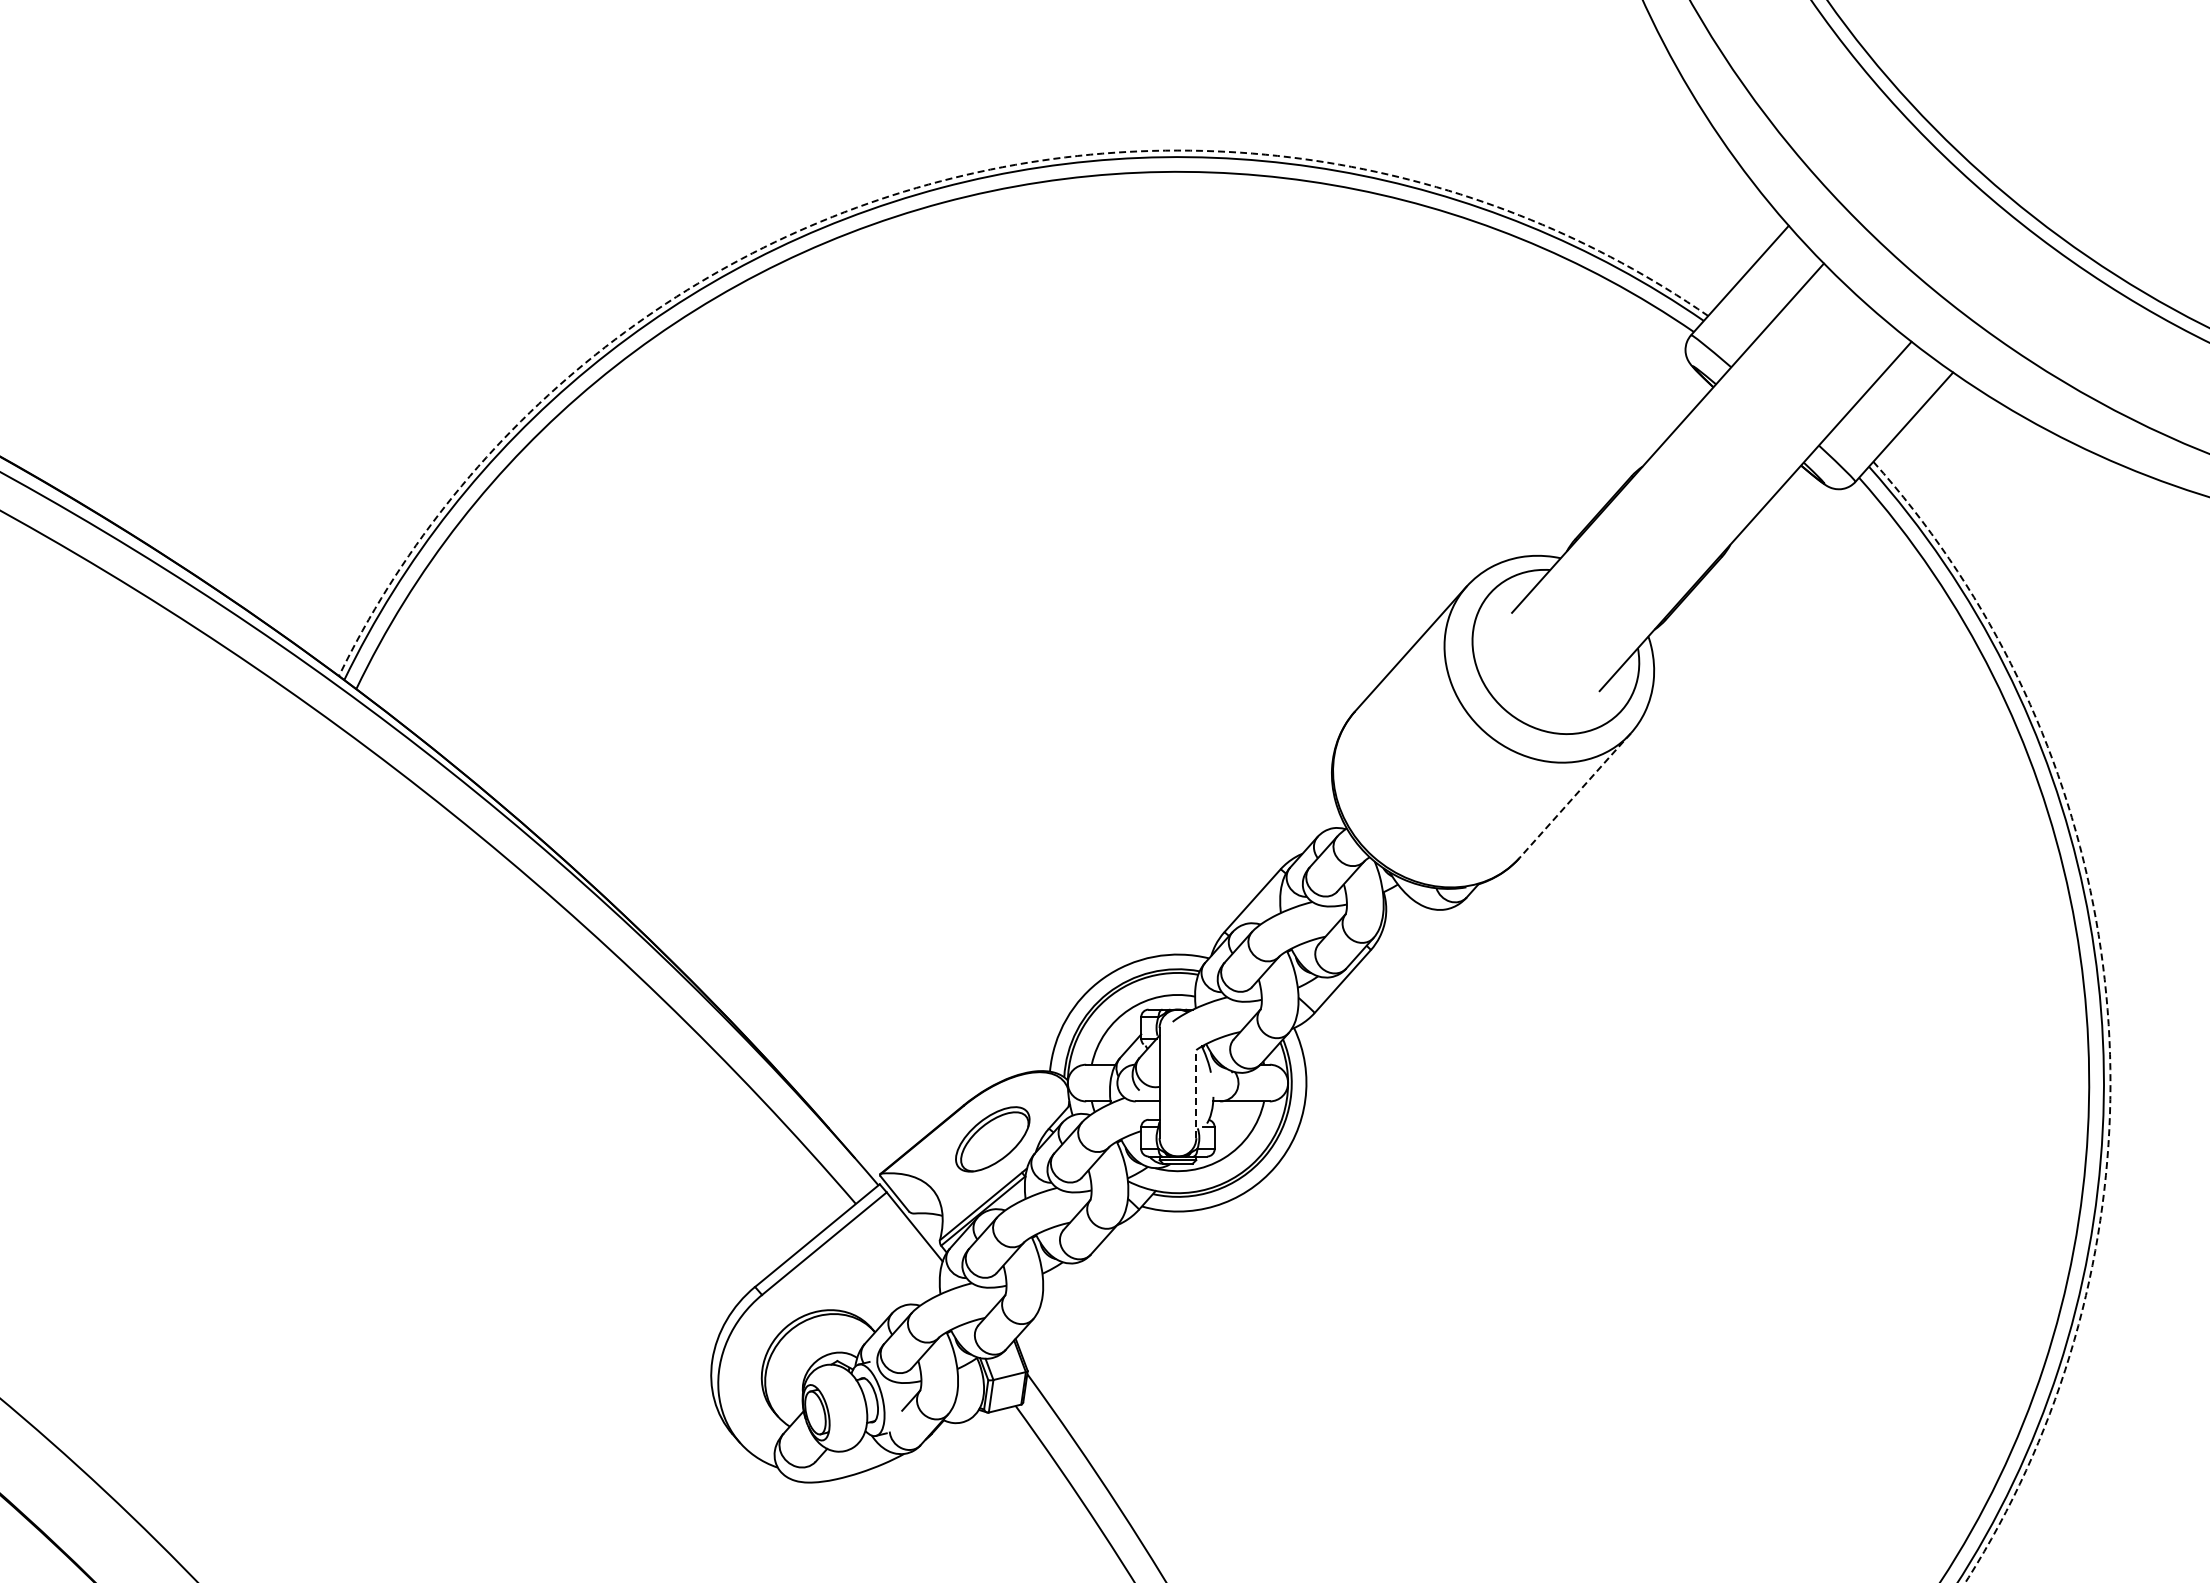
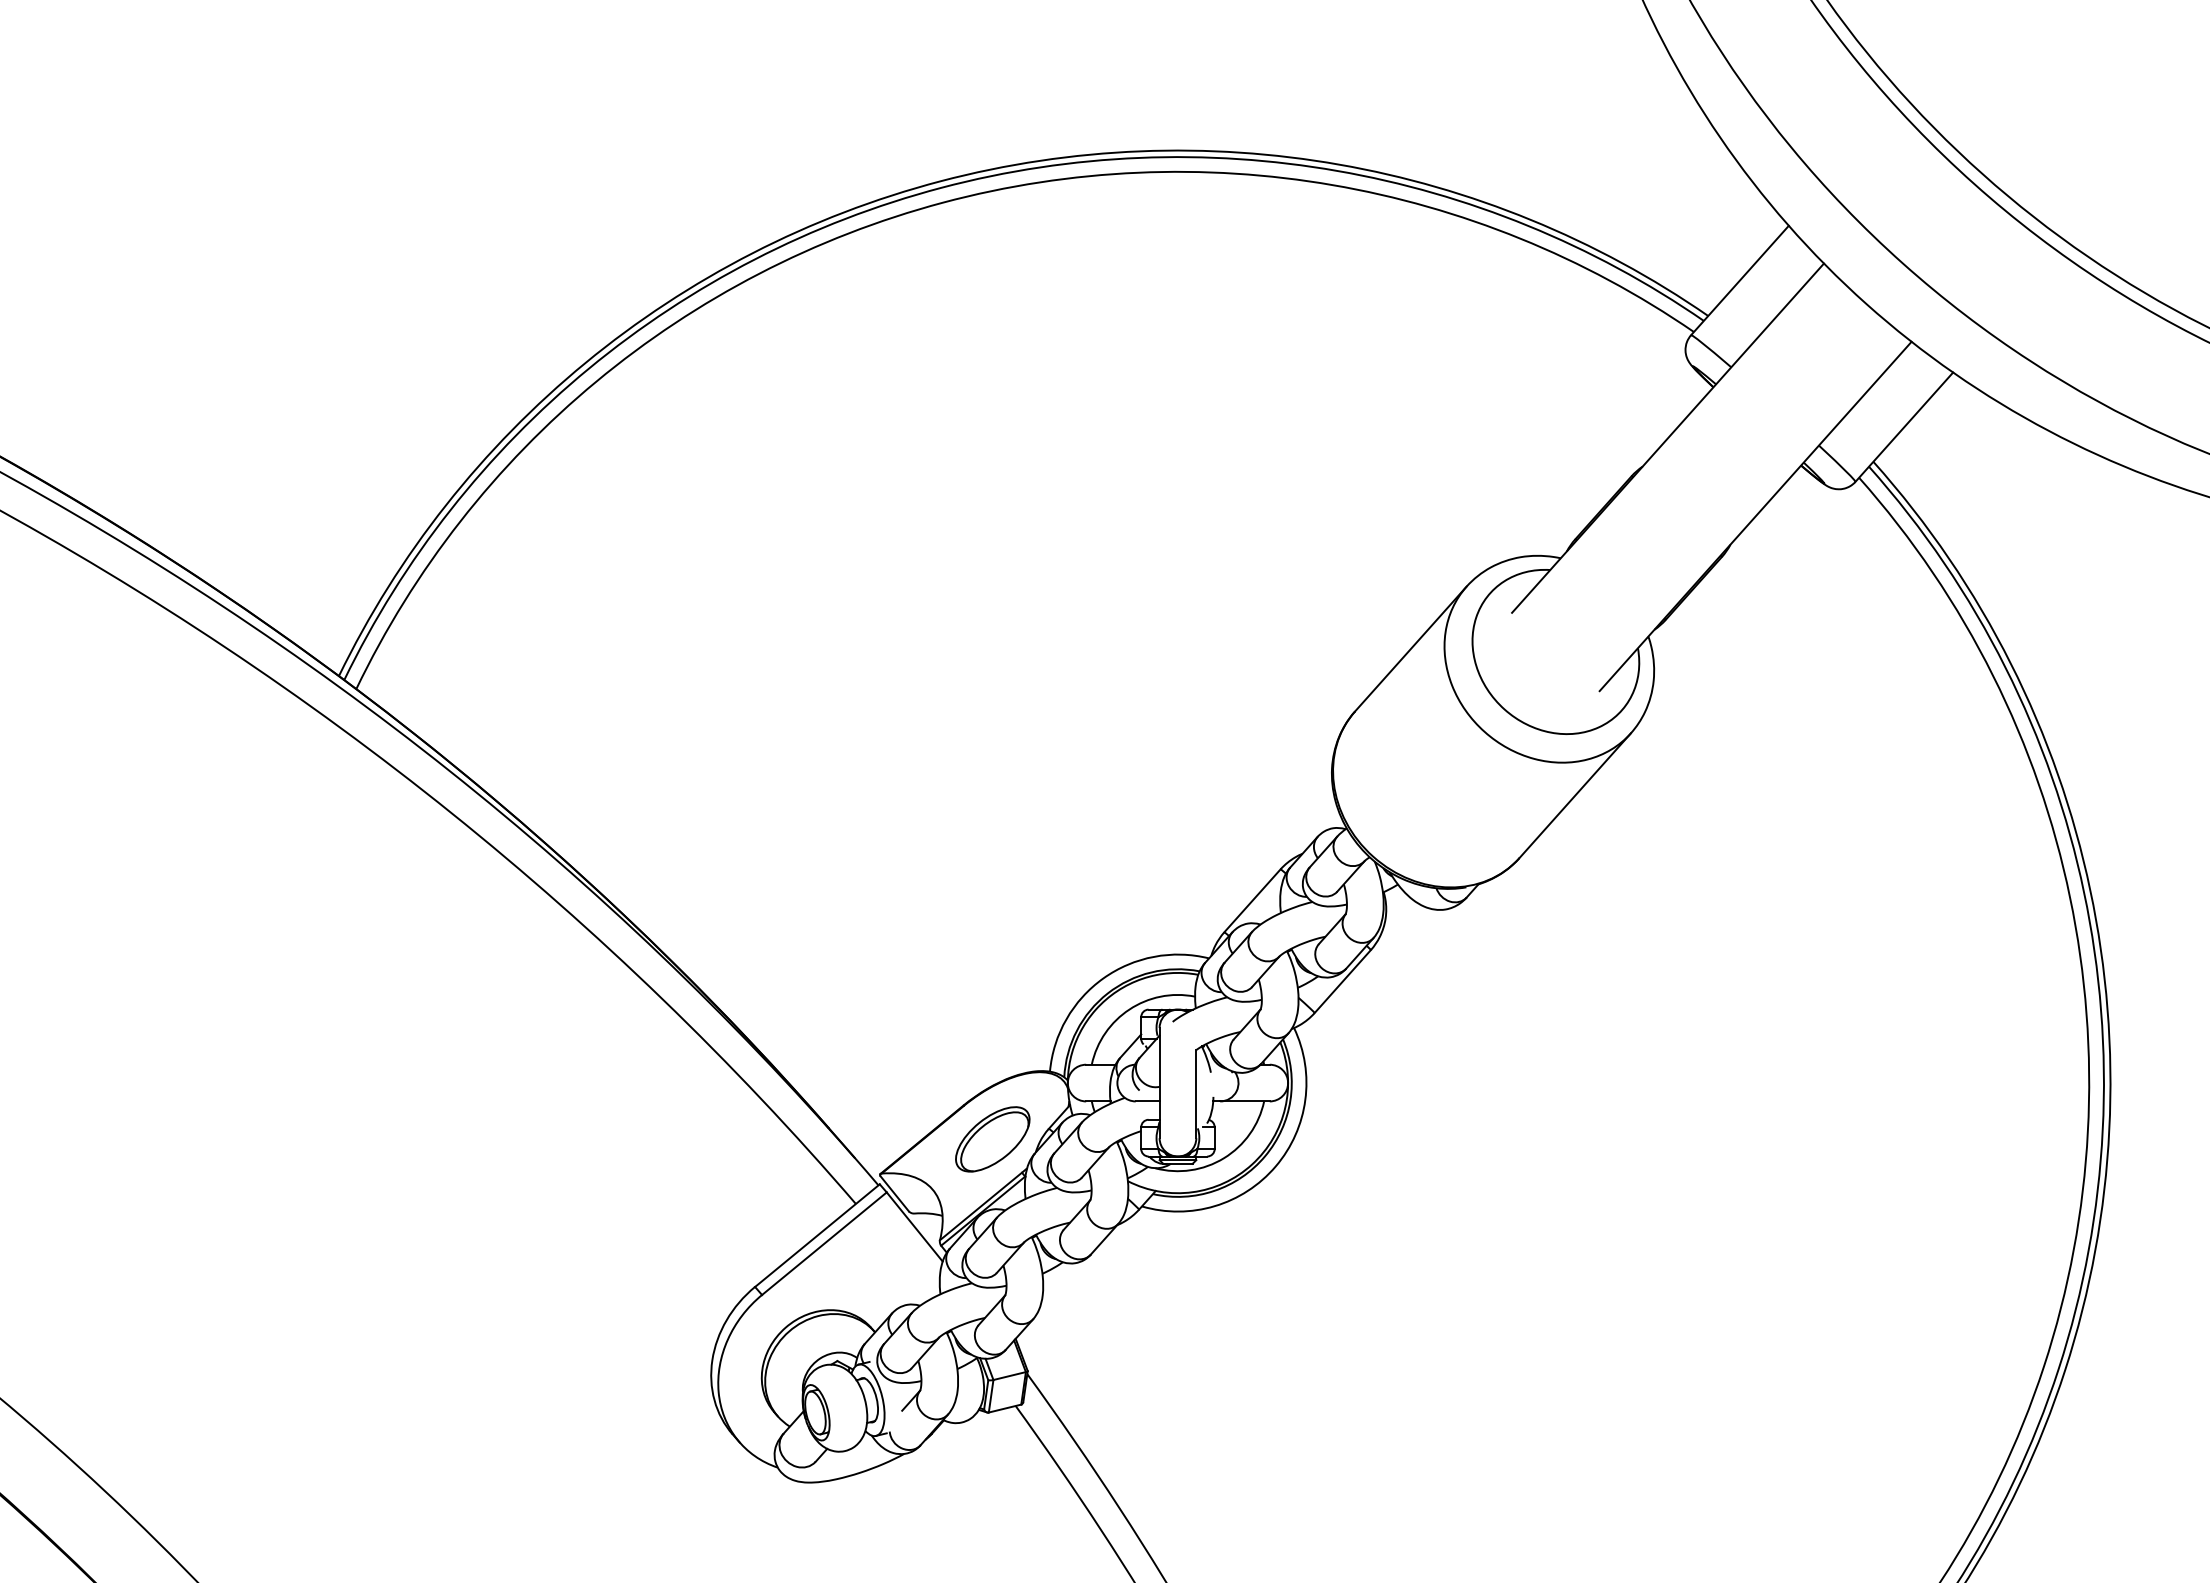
arc: dashed -> solid (940, 181)
line: dashed -> solid (1575, 795)
arc: dashed -> solid (2107, 1005)
line: dashed -> solid (1196, 1093)
